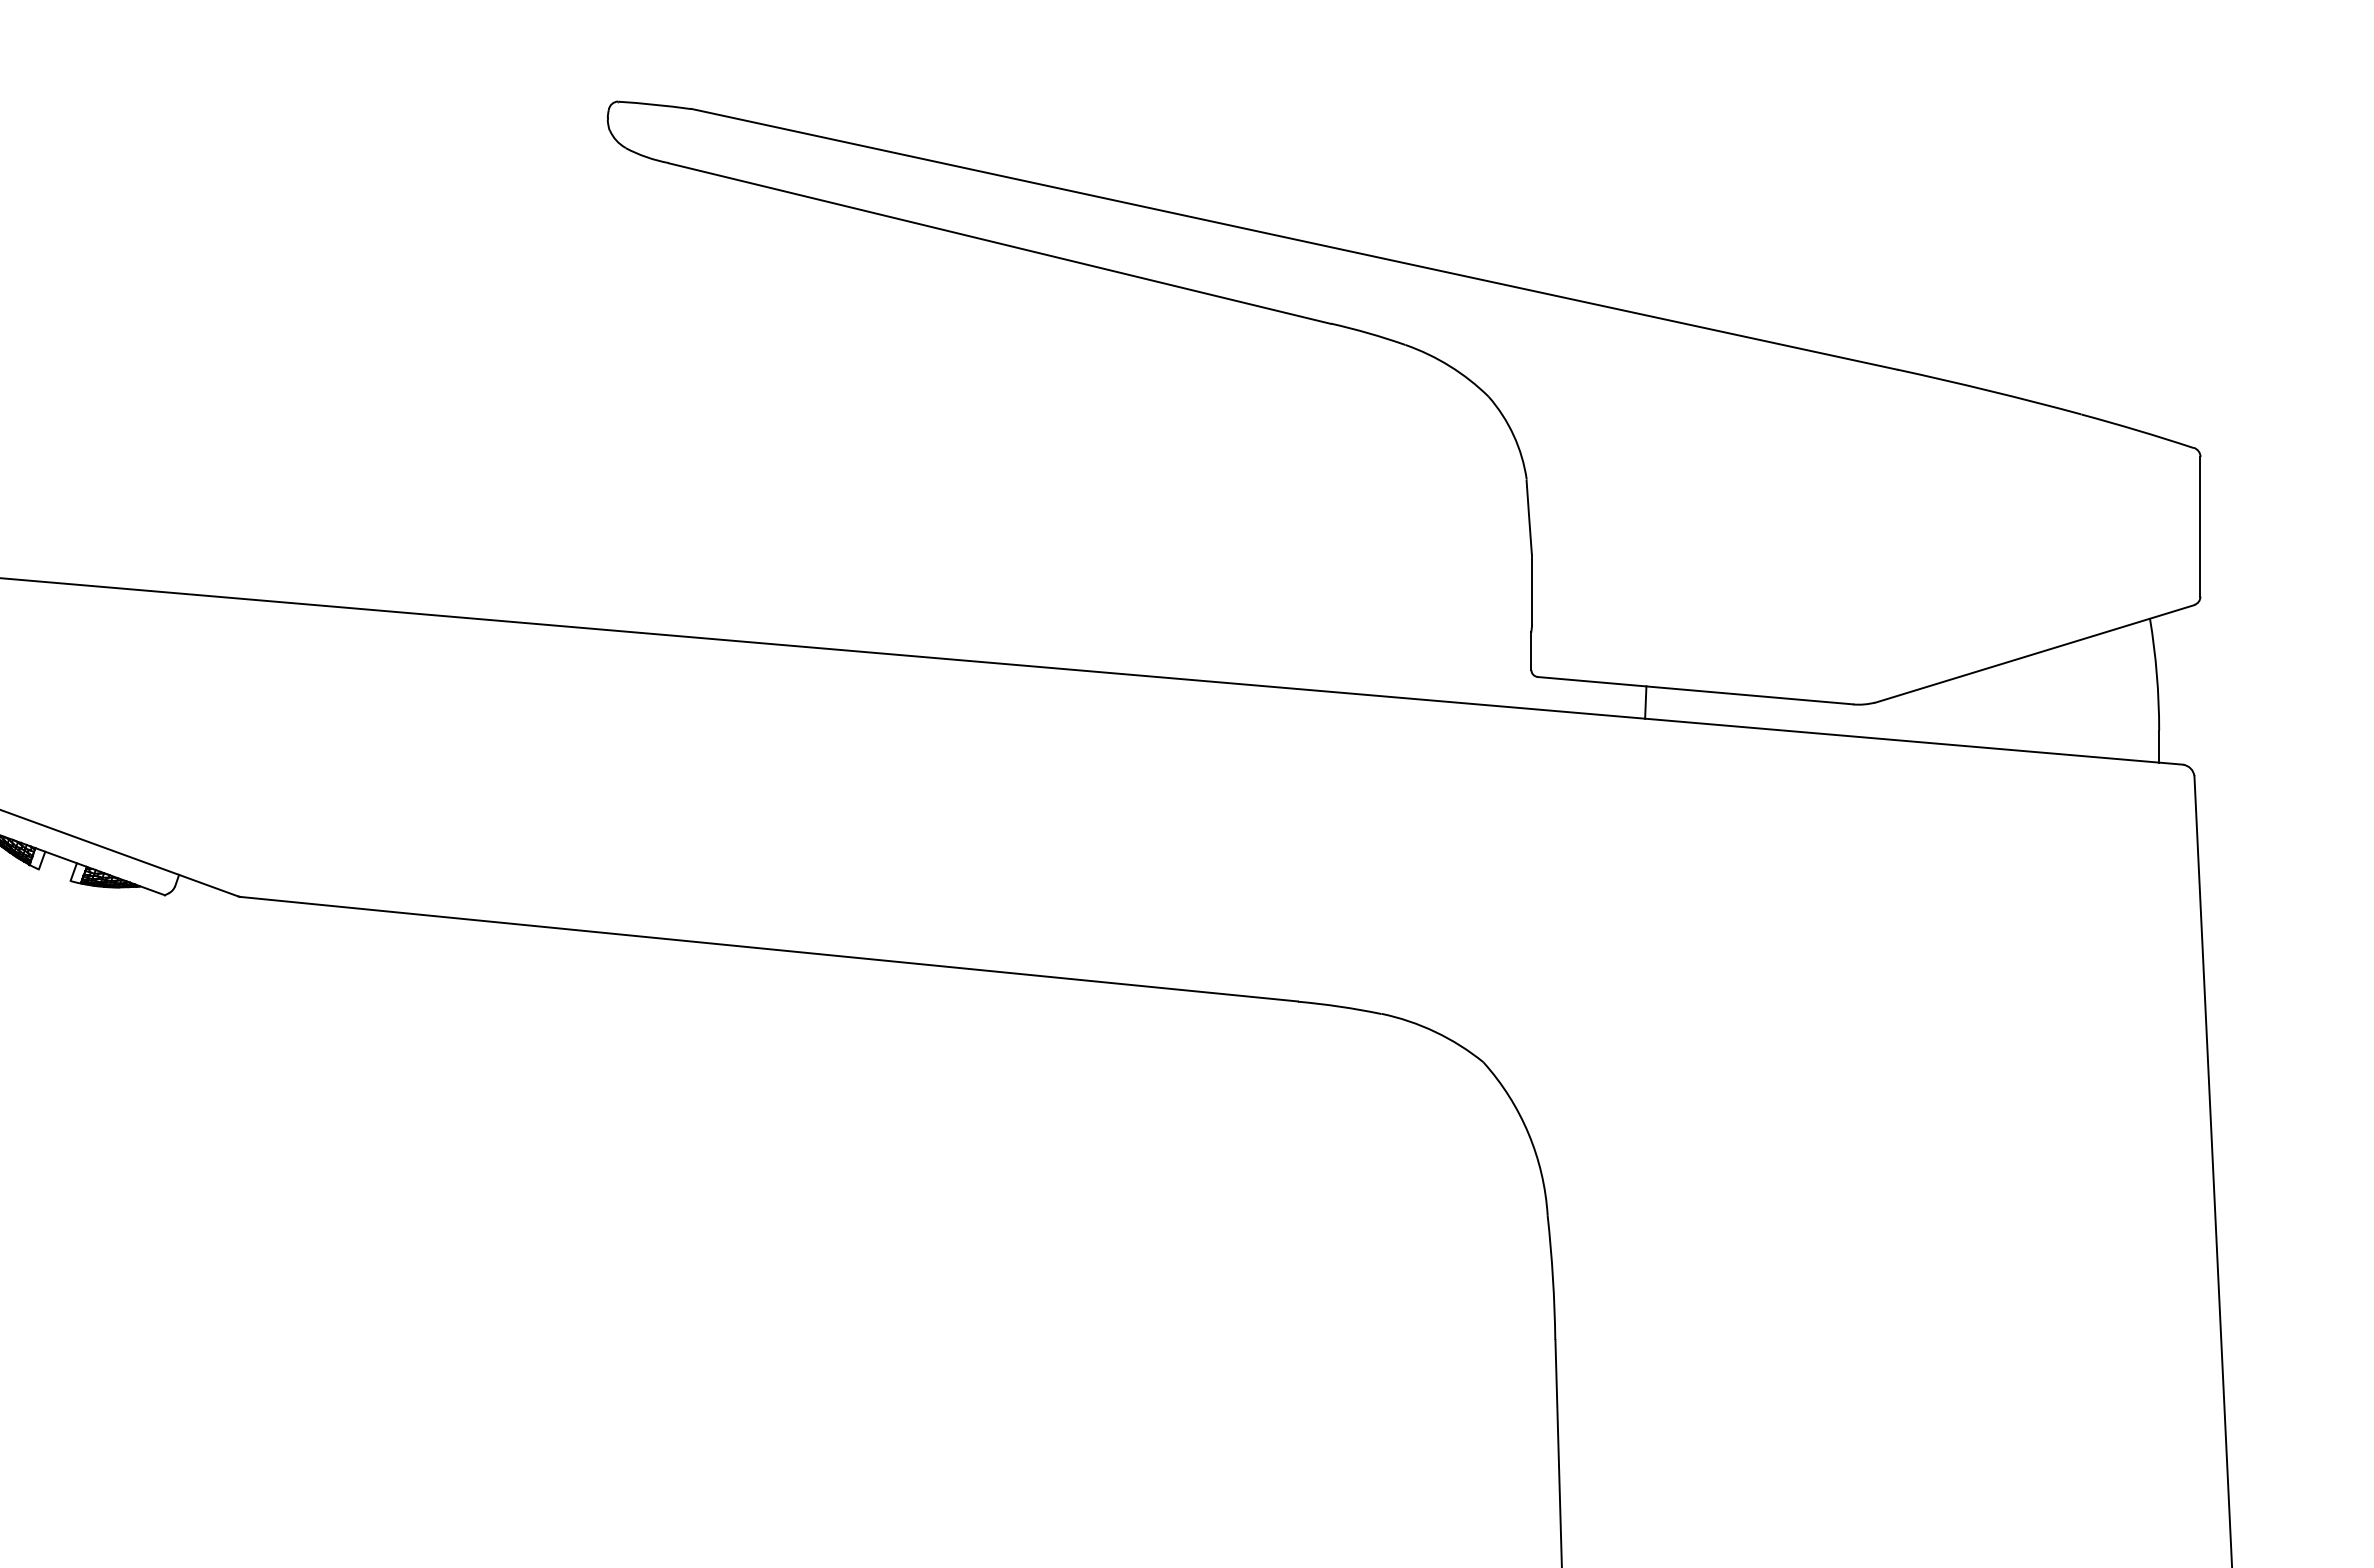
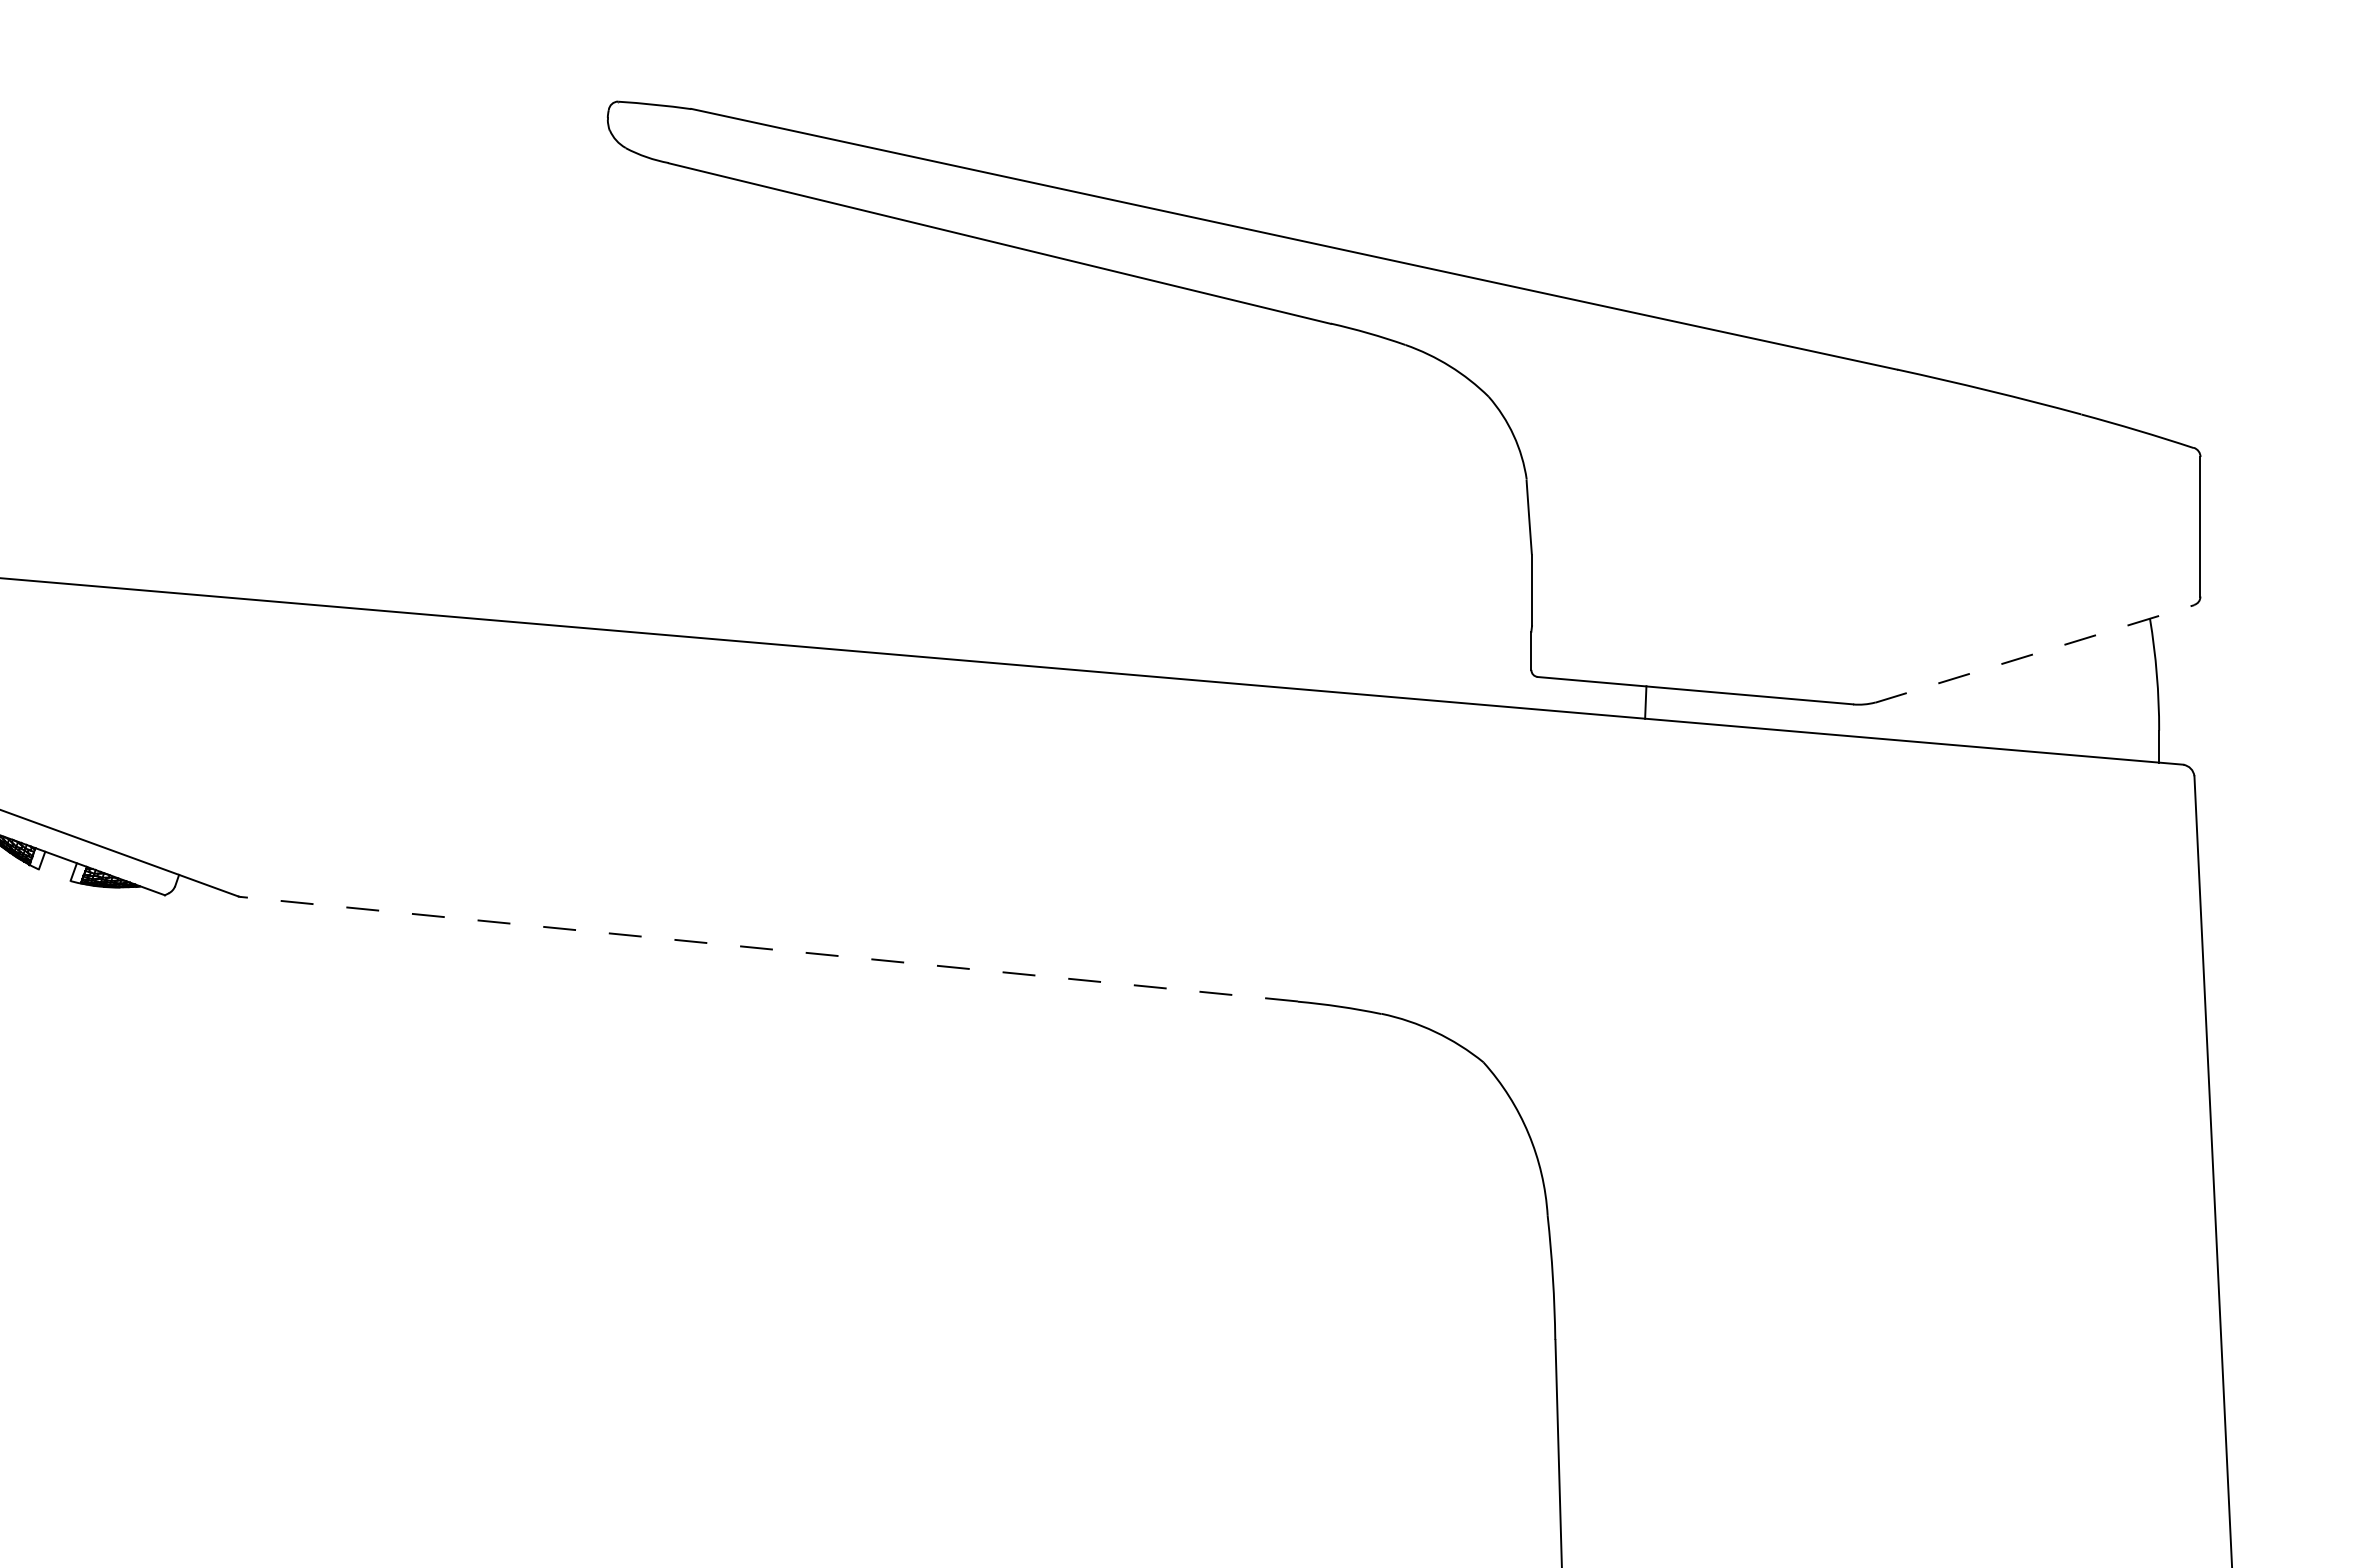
line: solid -> dashed (2034, 653)
line: solid -> dashed (768, 949)
